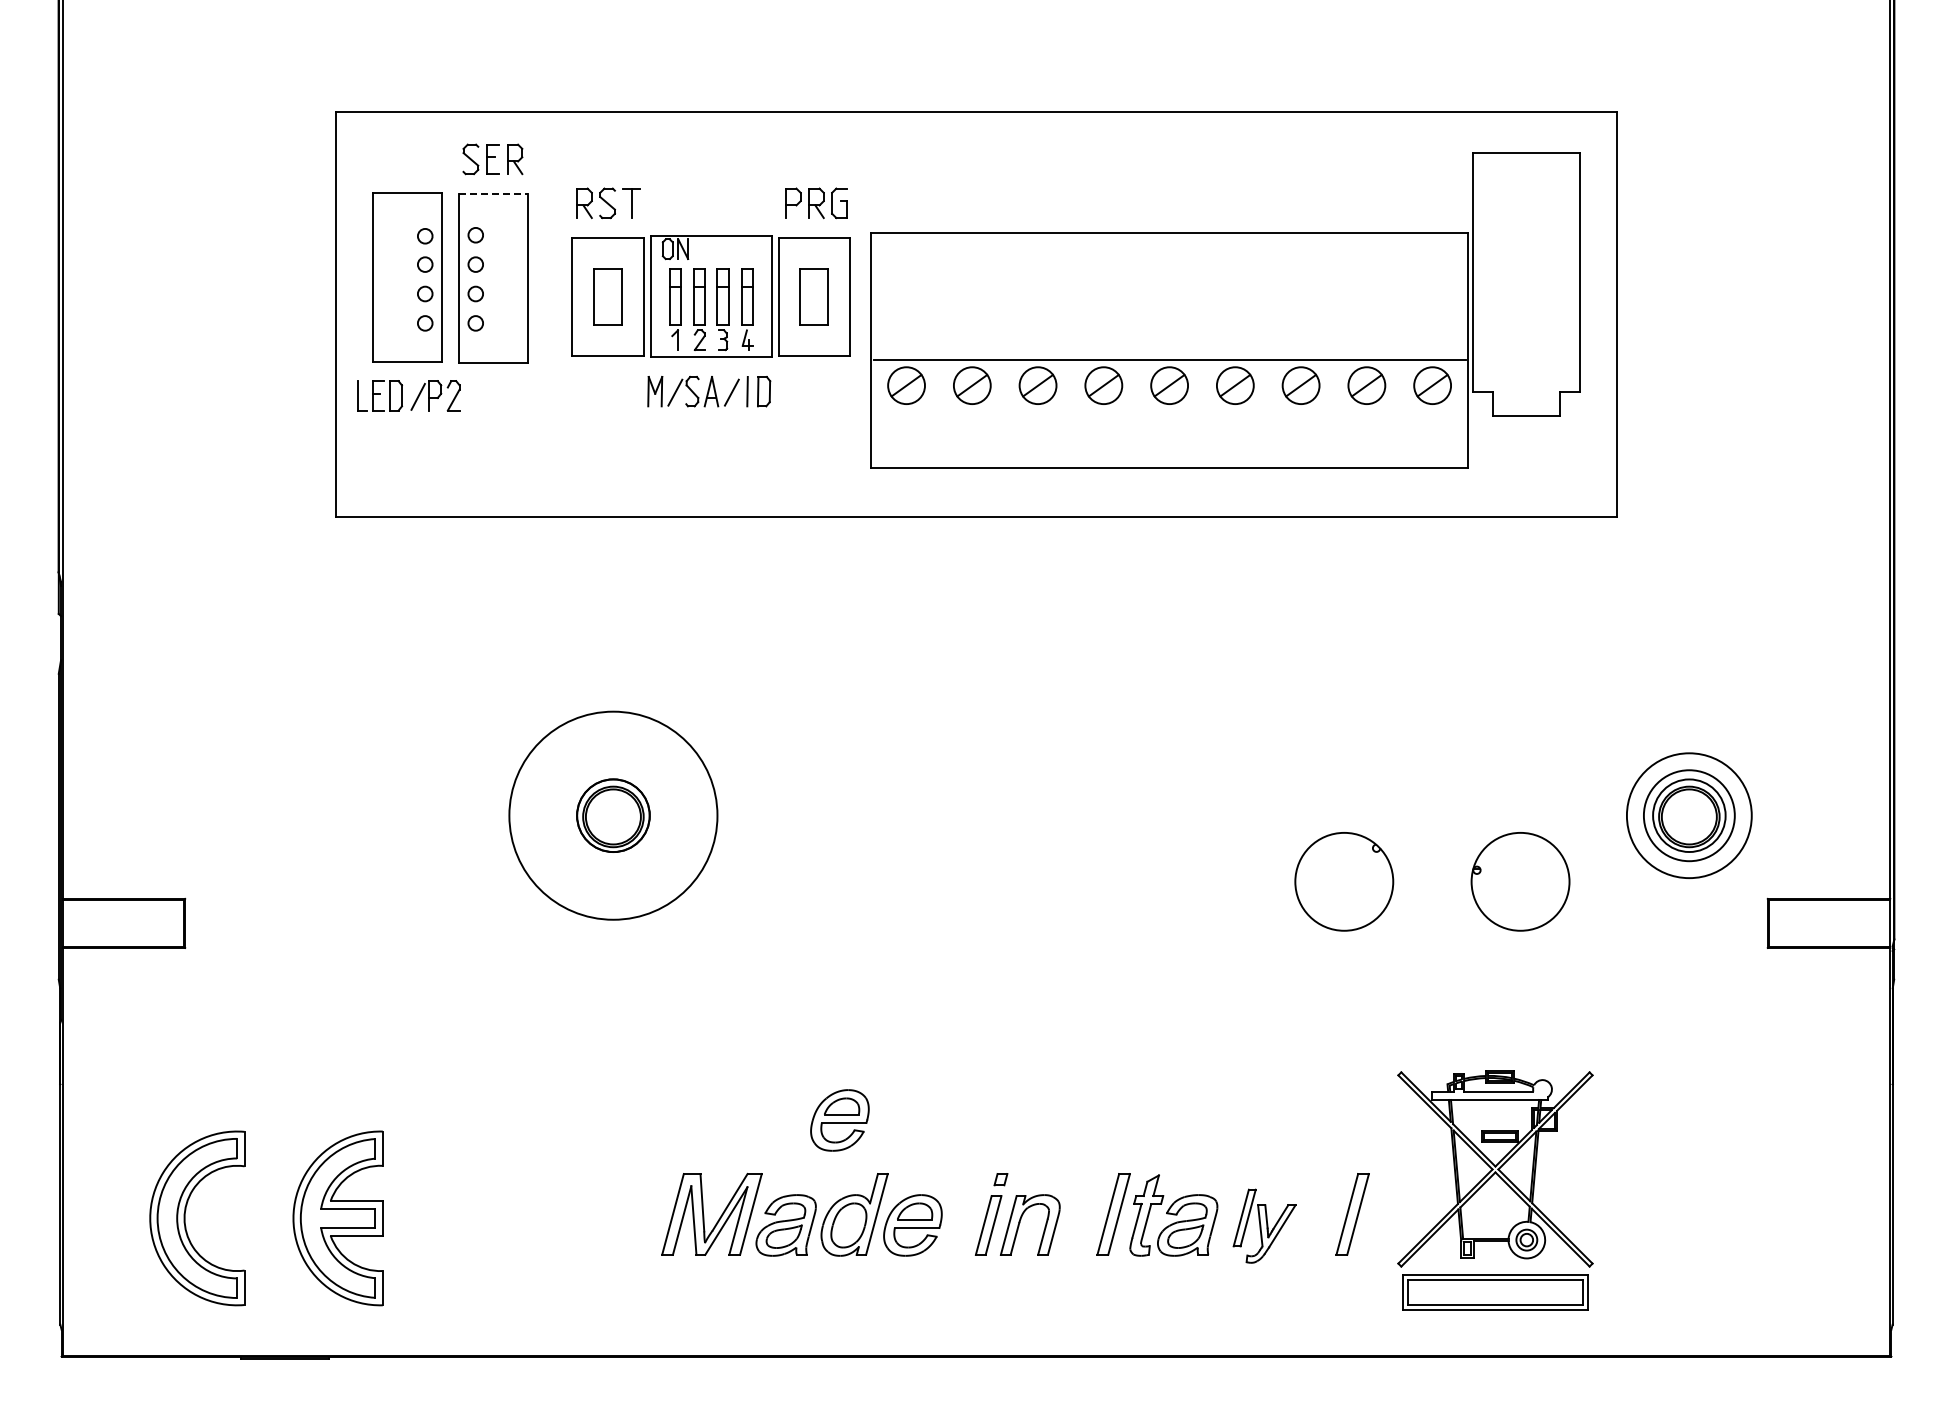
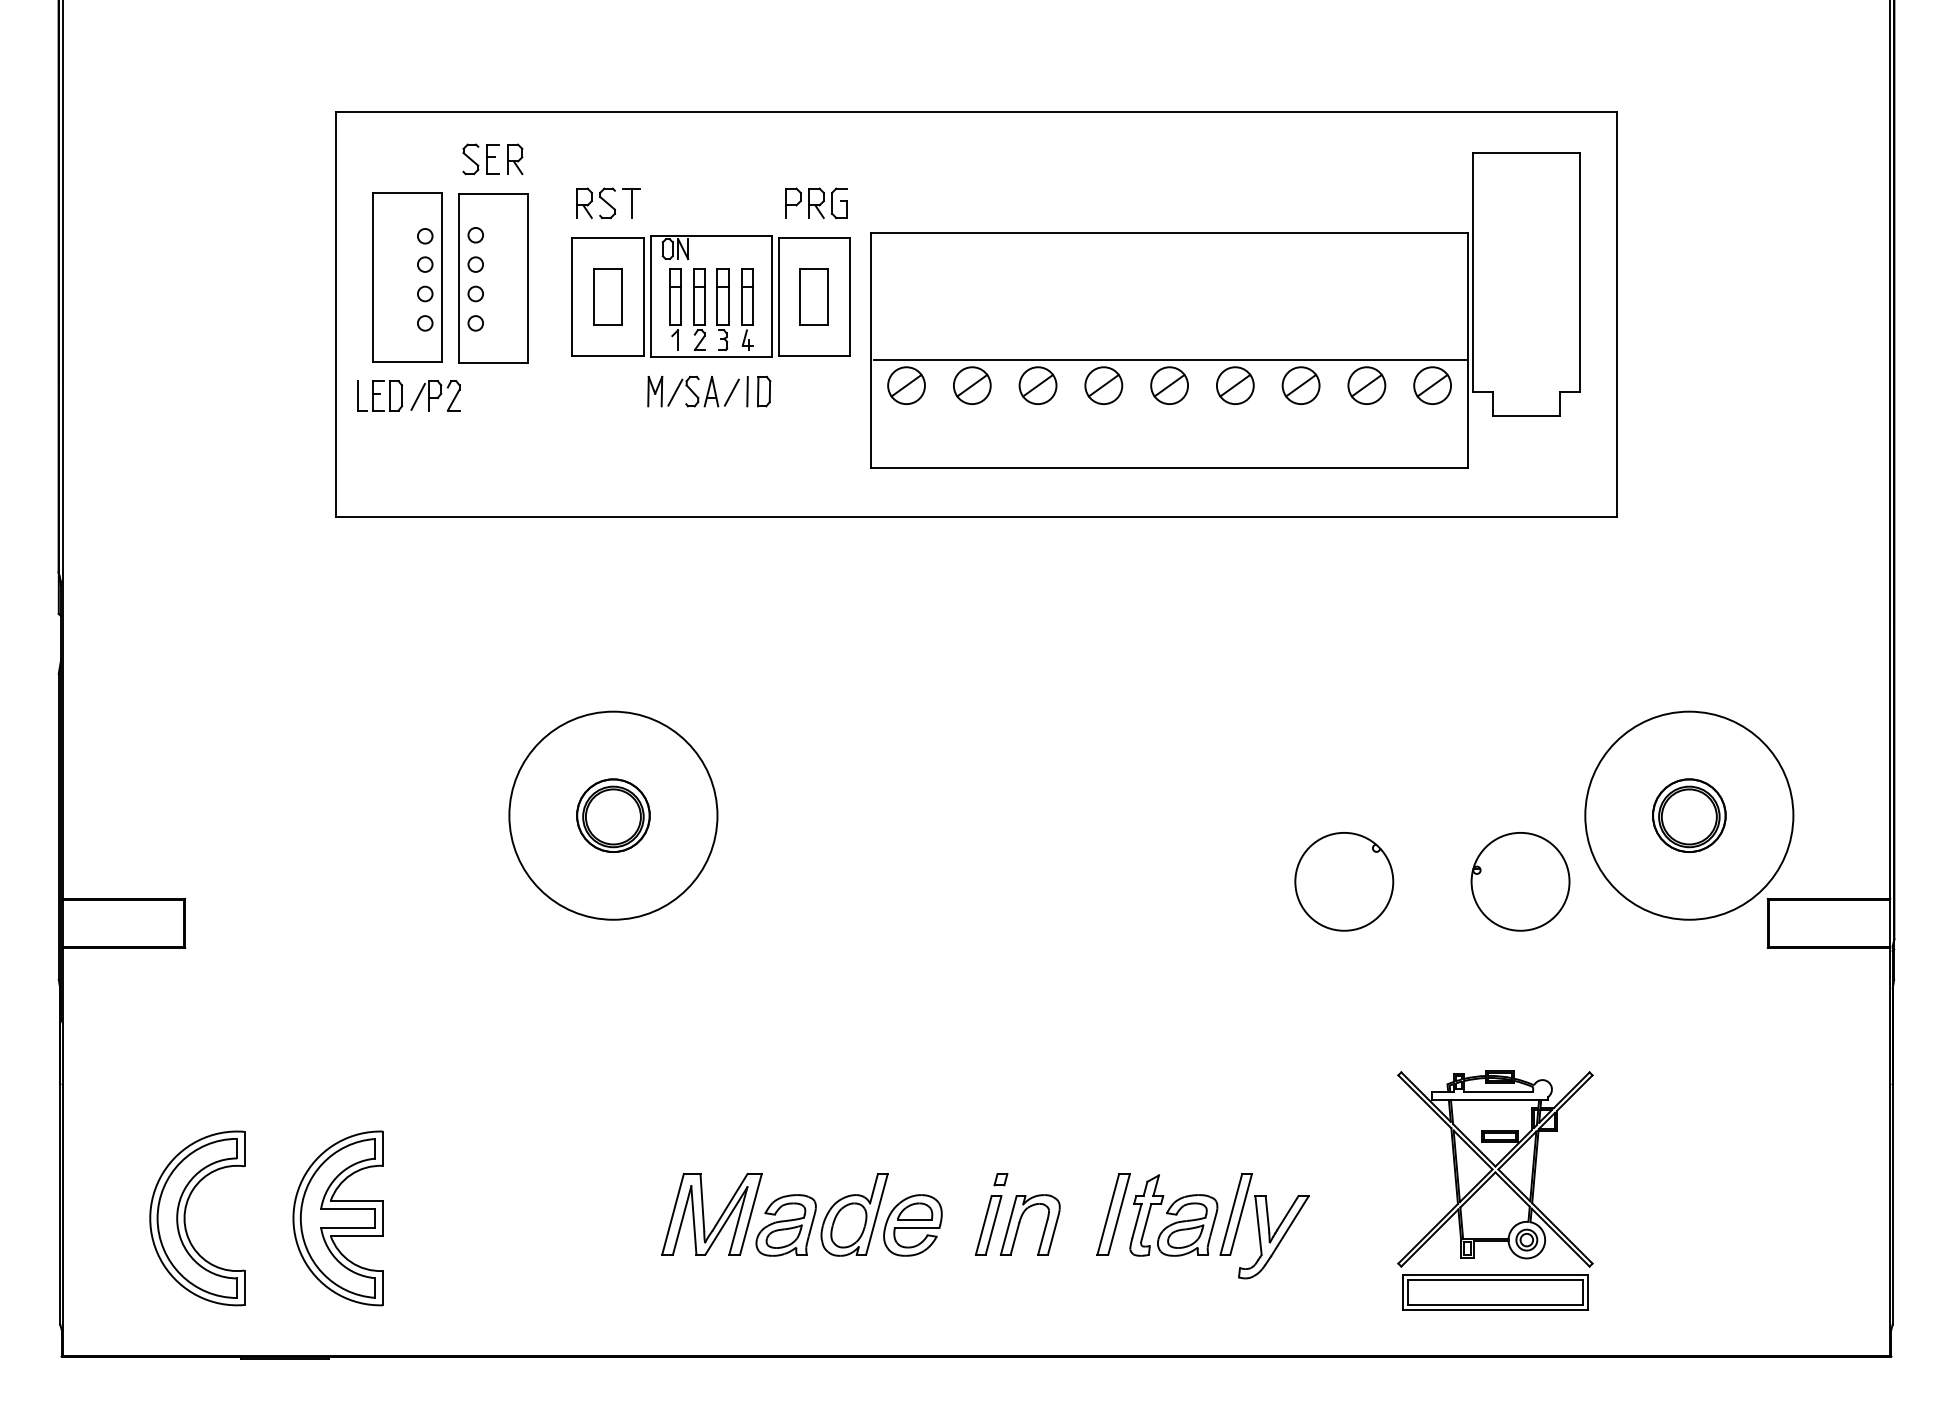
line: dashed -> solid (493, 193)
circle diameter: 125 px -> 208 px (1689, 815)
circle diameter: 91 px -> 73 px (1688, 815)
part: present -> none (839, 1120)
part: present -> none (1352, 1214)
part size: 65x76 px -> 91x107 px (1264, 1226)
